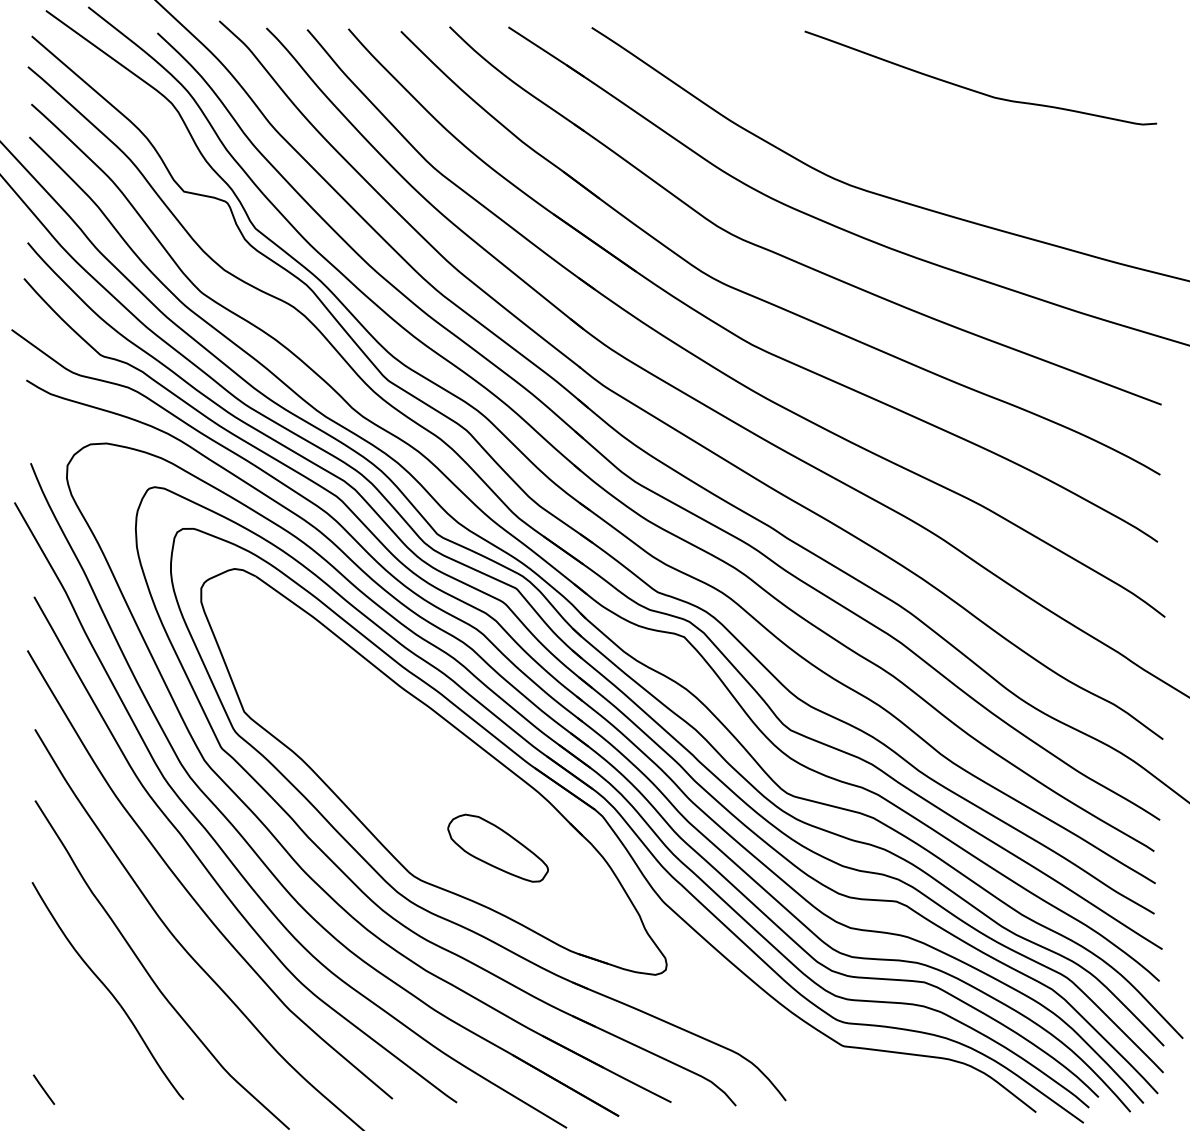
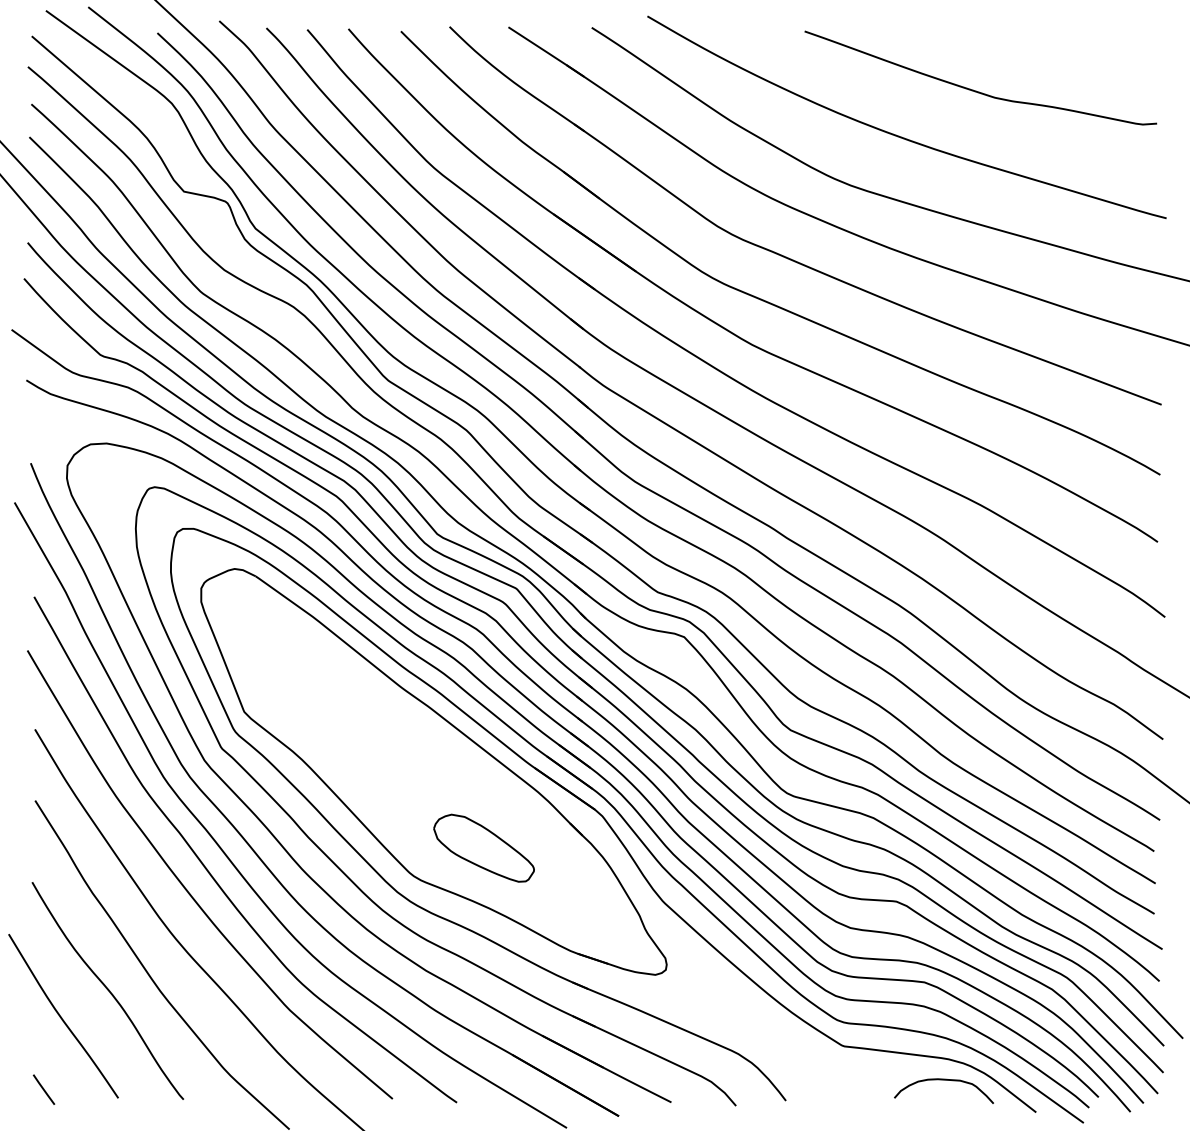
curve: none -> present (899, 135)
part position: (497, 847) -> (483, 847) (483, 847)
curve: none -> present (62, 1017)
curve: none -> present (943, 1080)
